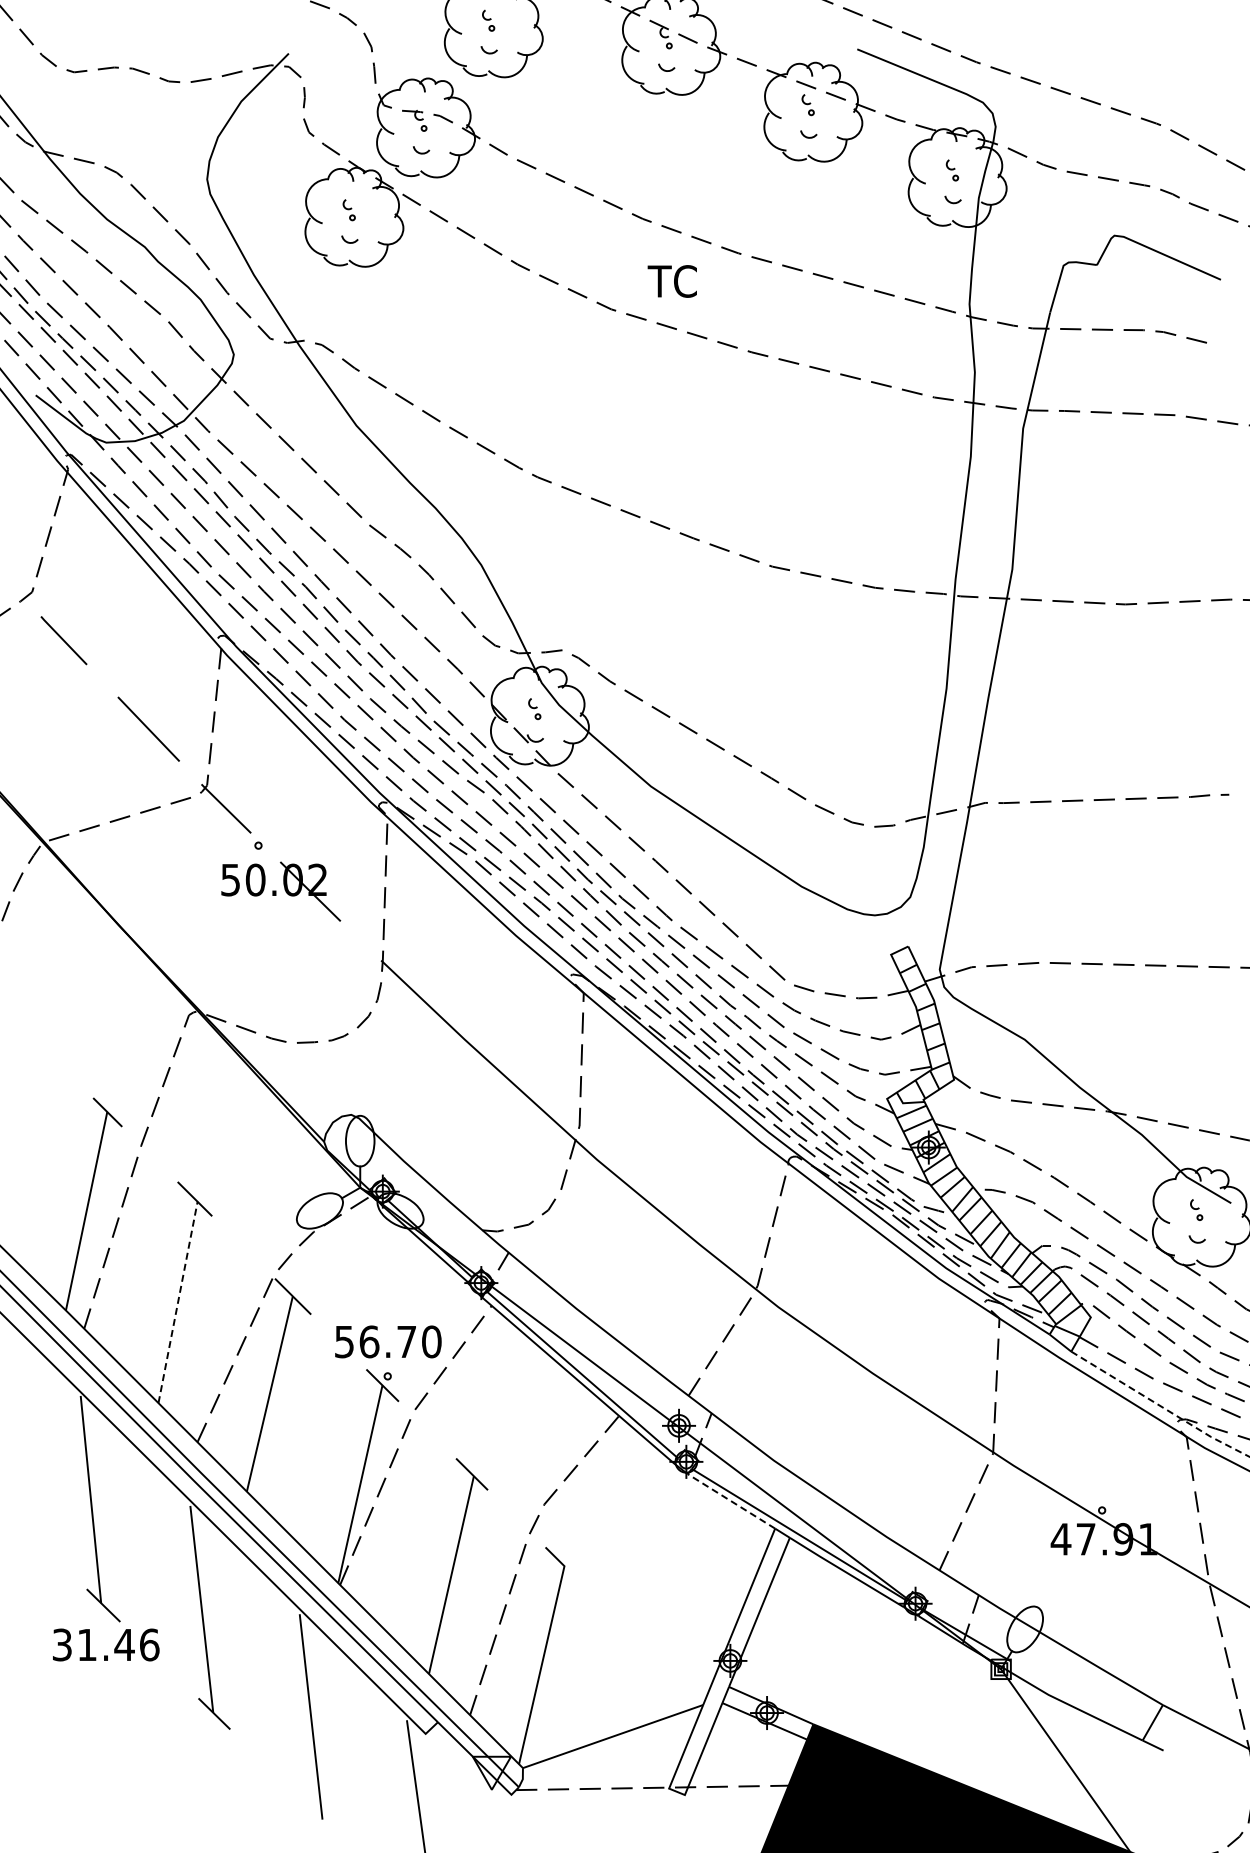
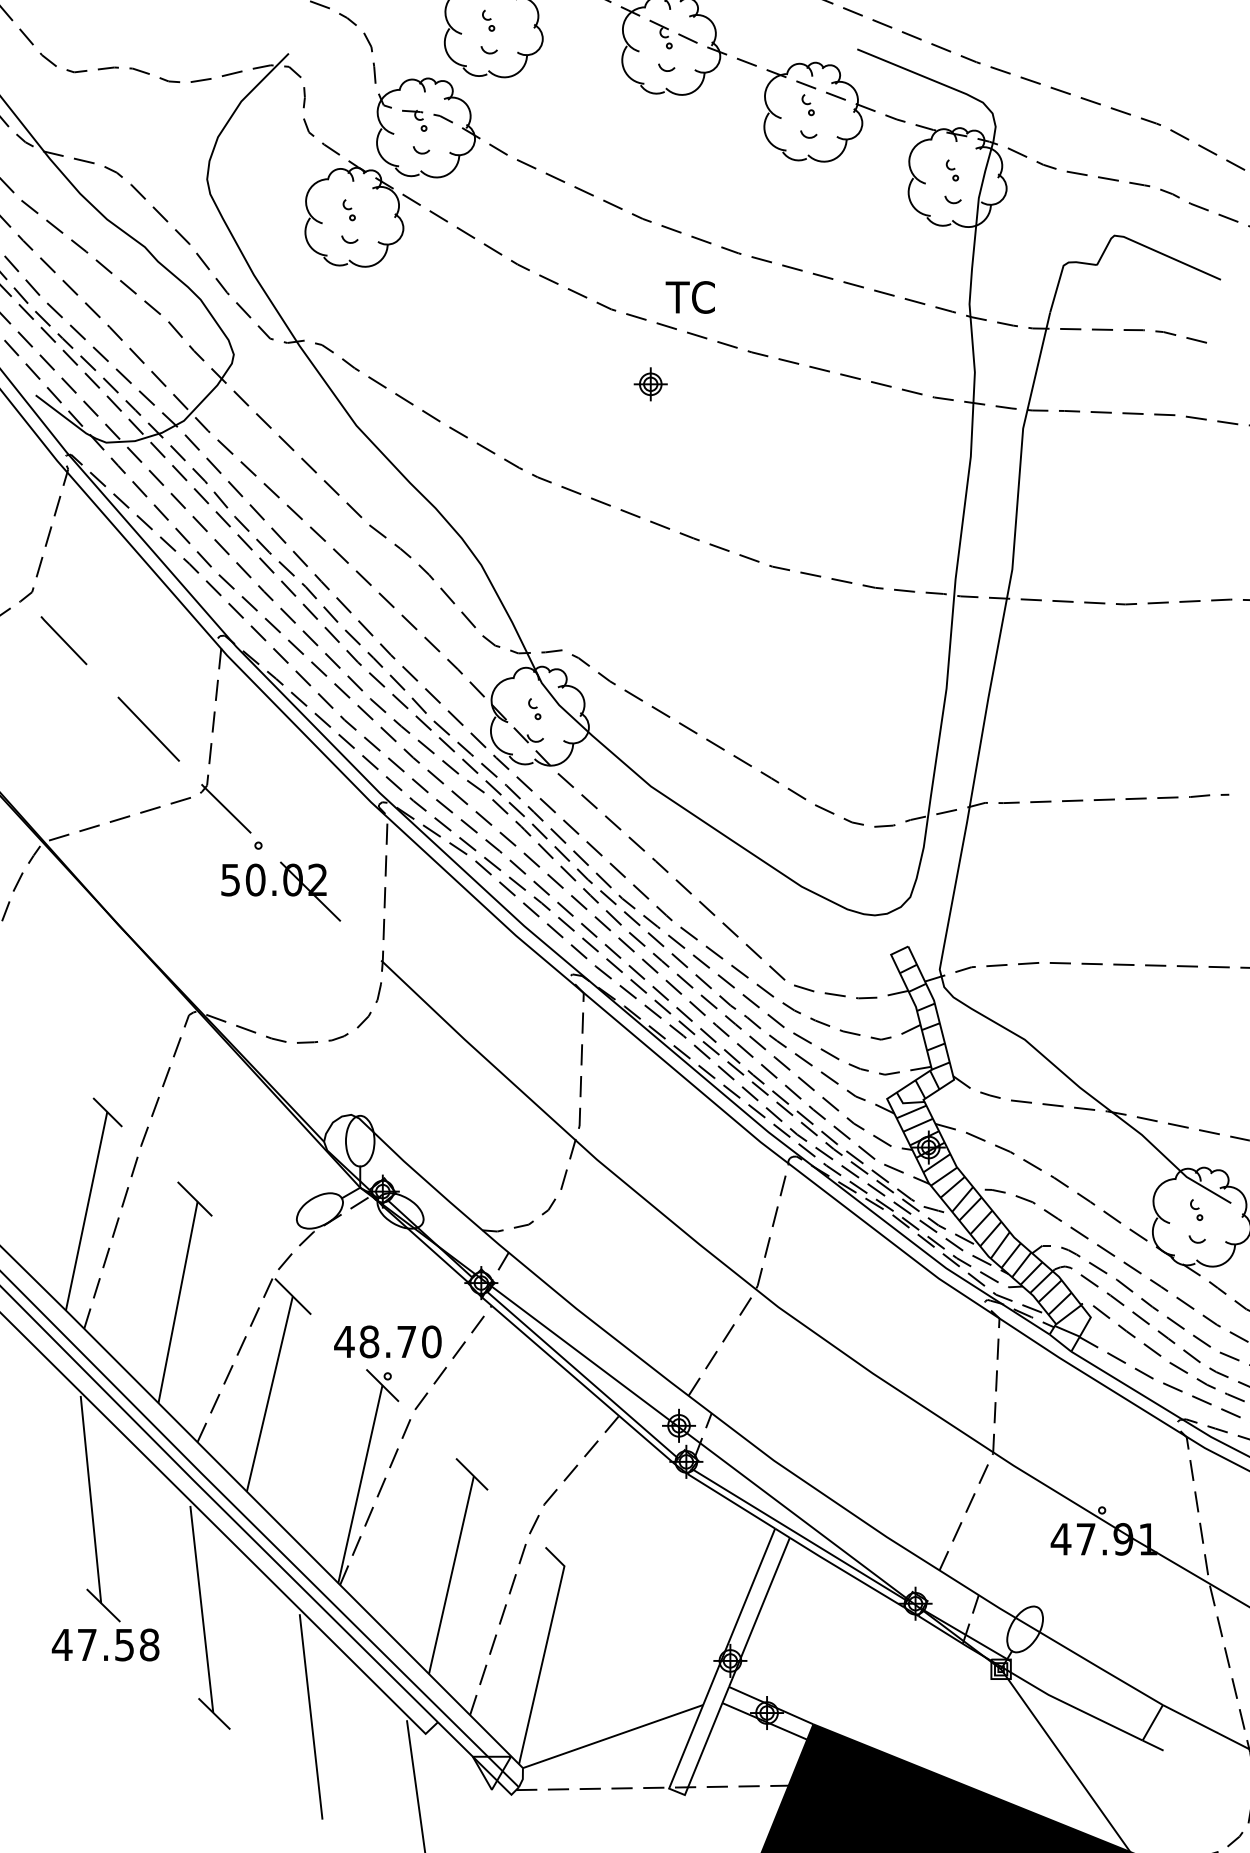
text position: (671, 281) -> (689, 297) (689, 297)
part: none -> present (650, 384)
line: dashed -> solid (178, 1302)
text: 56.70 -> 48.70 (356, 1341)
line: dashed -> solid (1159, 1405)
line: dashed -> solid (731, 1501)
text: 31.46 -> 47.58 (105, 1644)
